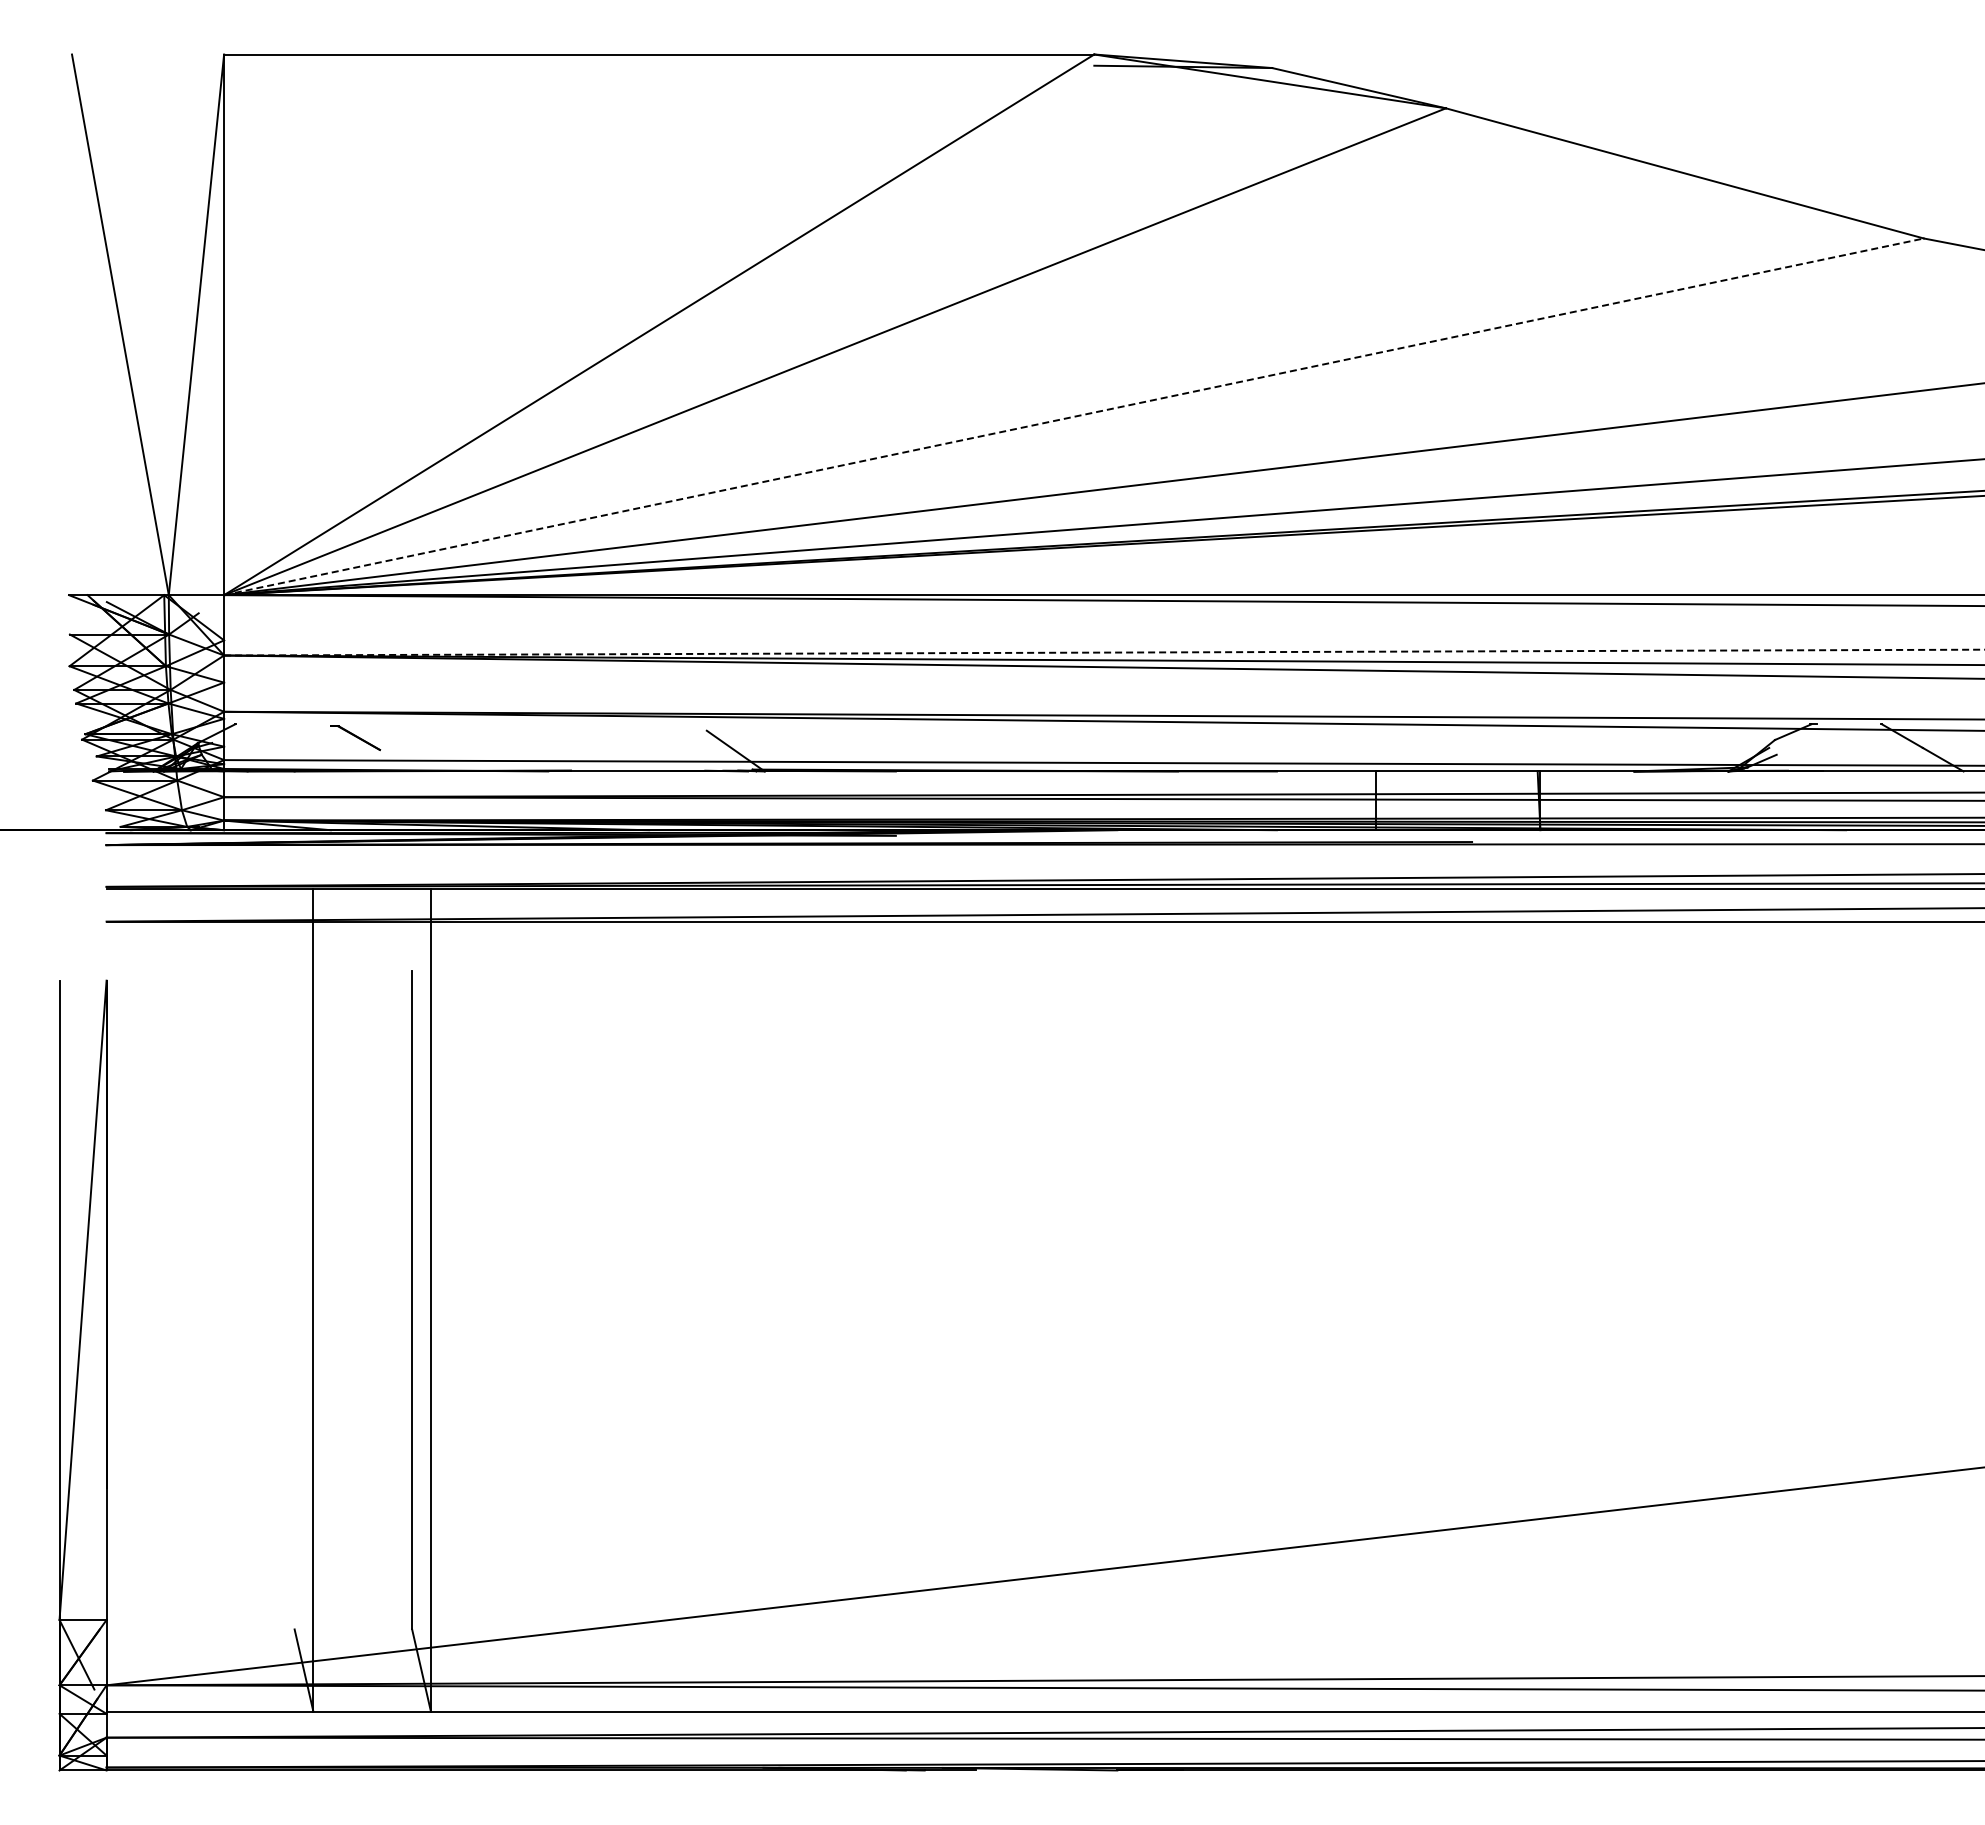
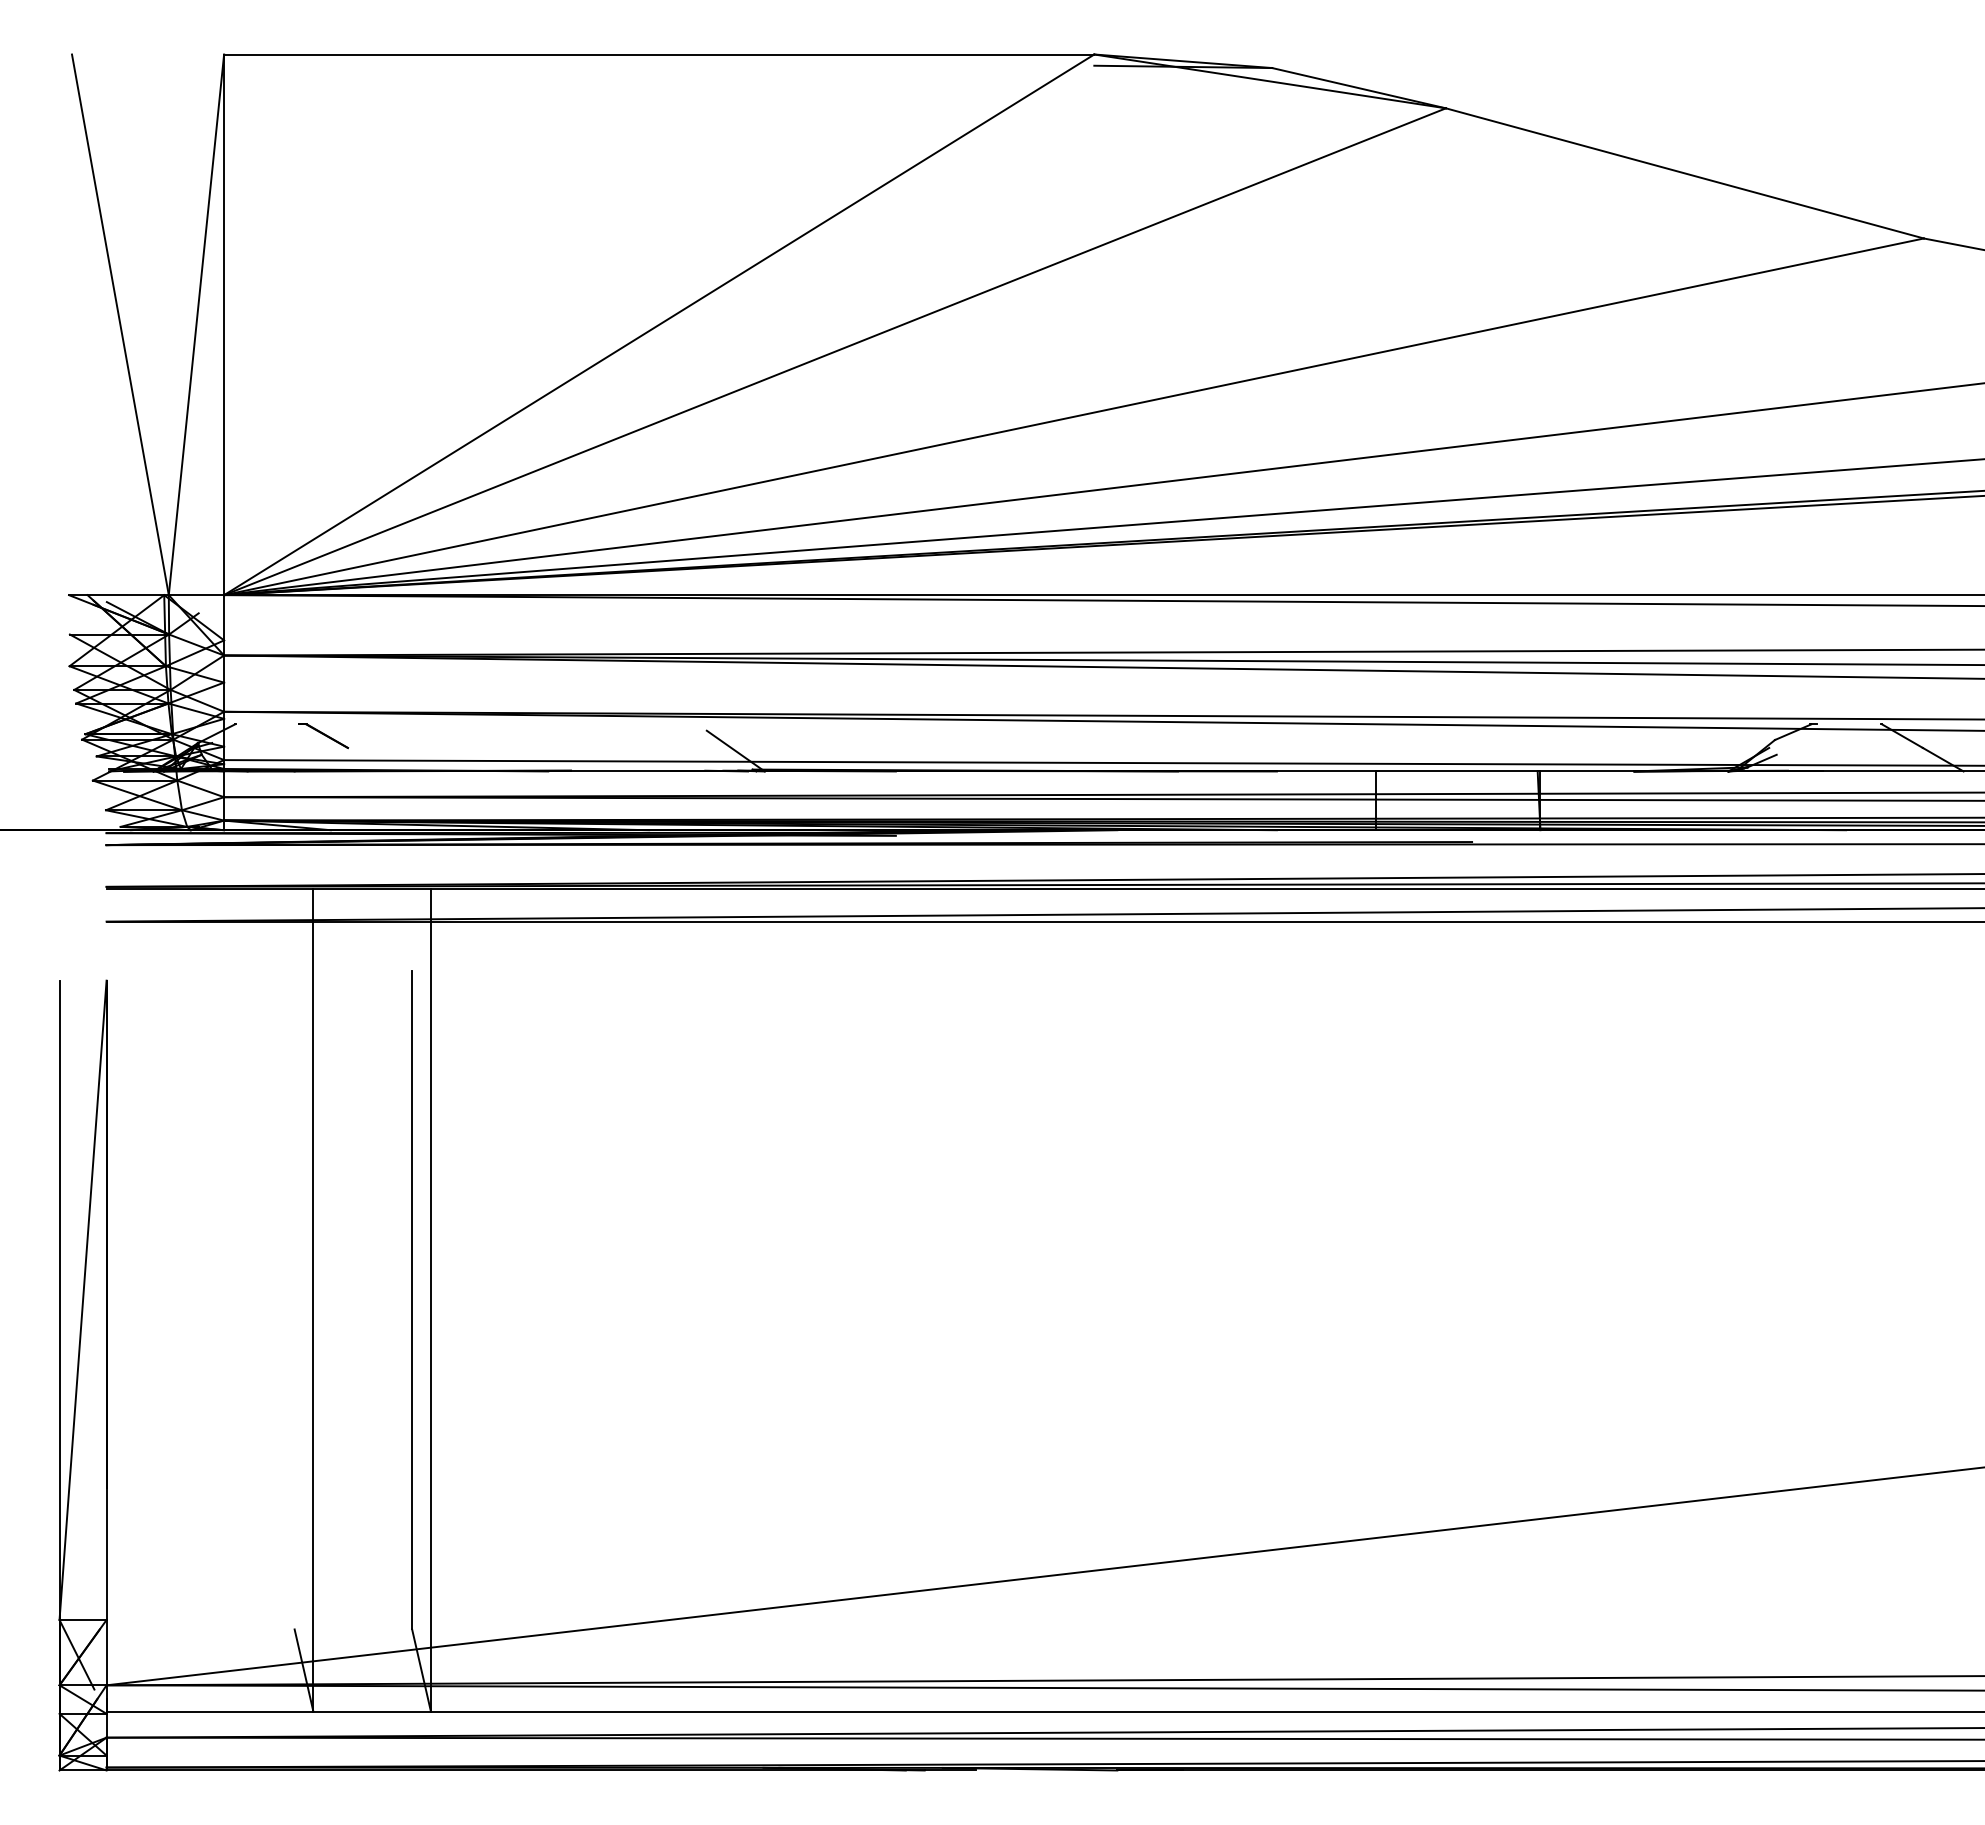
line: dashed -> solid (1074, 416)
line: dashed -> solid (1104, 652)
part position: (355, 738) -> (323, 736) (323, 736)
